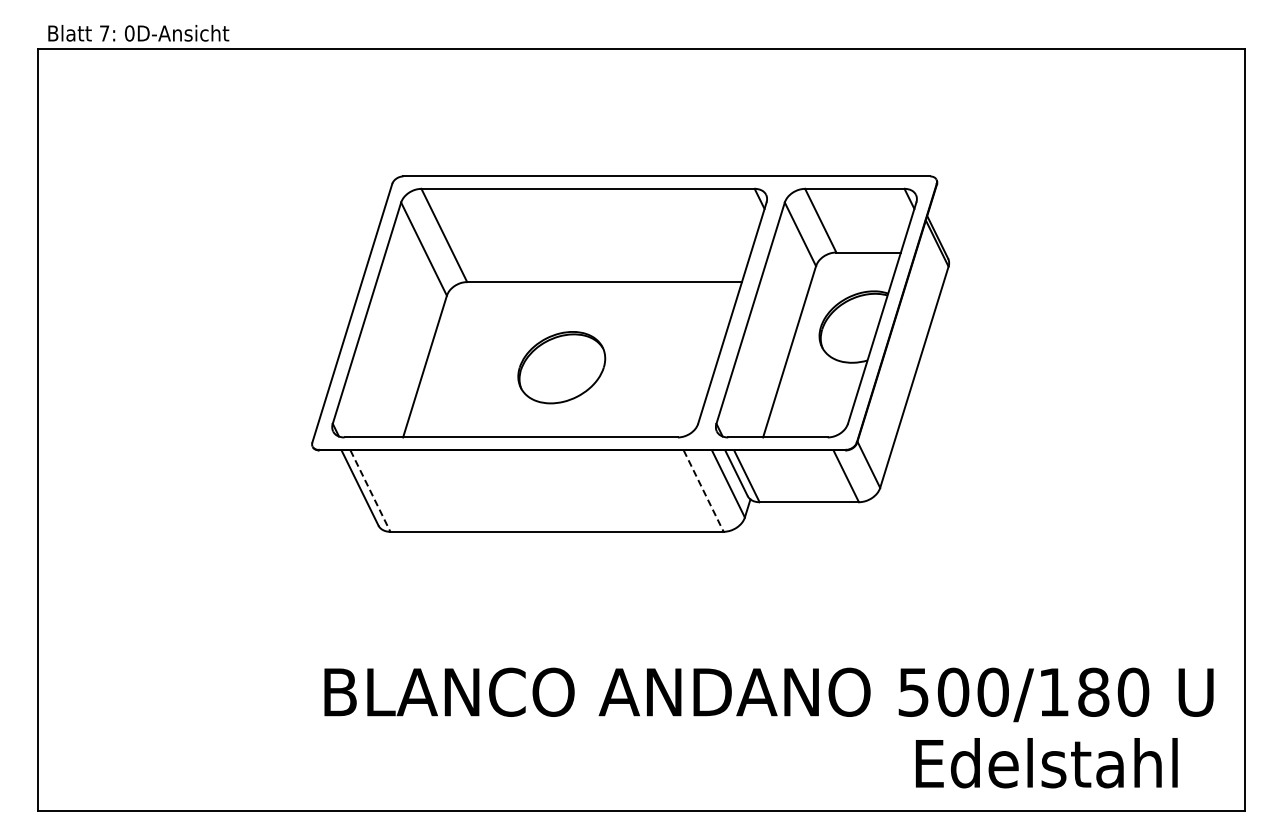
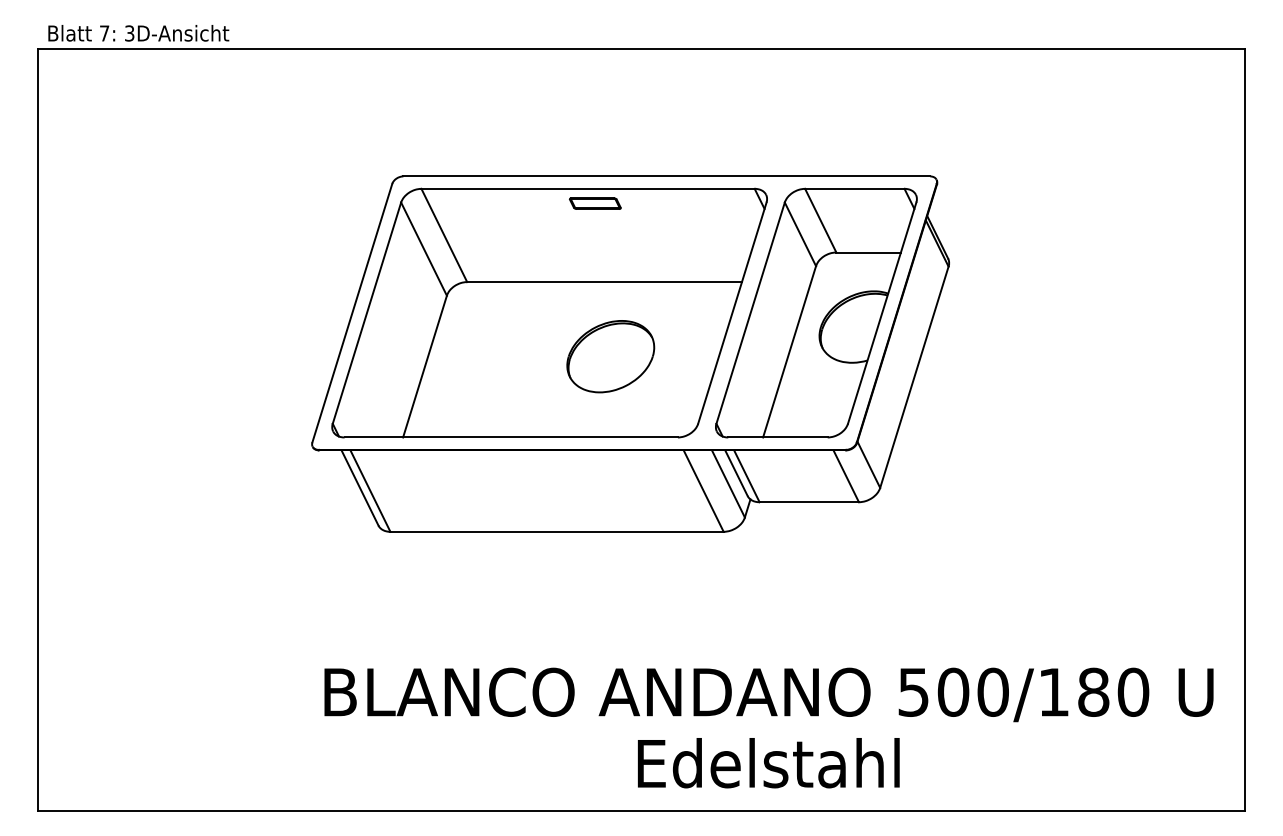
text: 0D-Ansicht -> 3D-Ansicht (129, 33)
part: none -> present (595, 203)
part position: (561, 367) -> (610, 356) (610, 356)
line: dashed -> solid (370, 491)
line: dashed -> solid (703, 491)
text position: (1046, 763) -> (768, 763) (768, 763)
